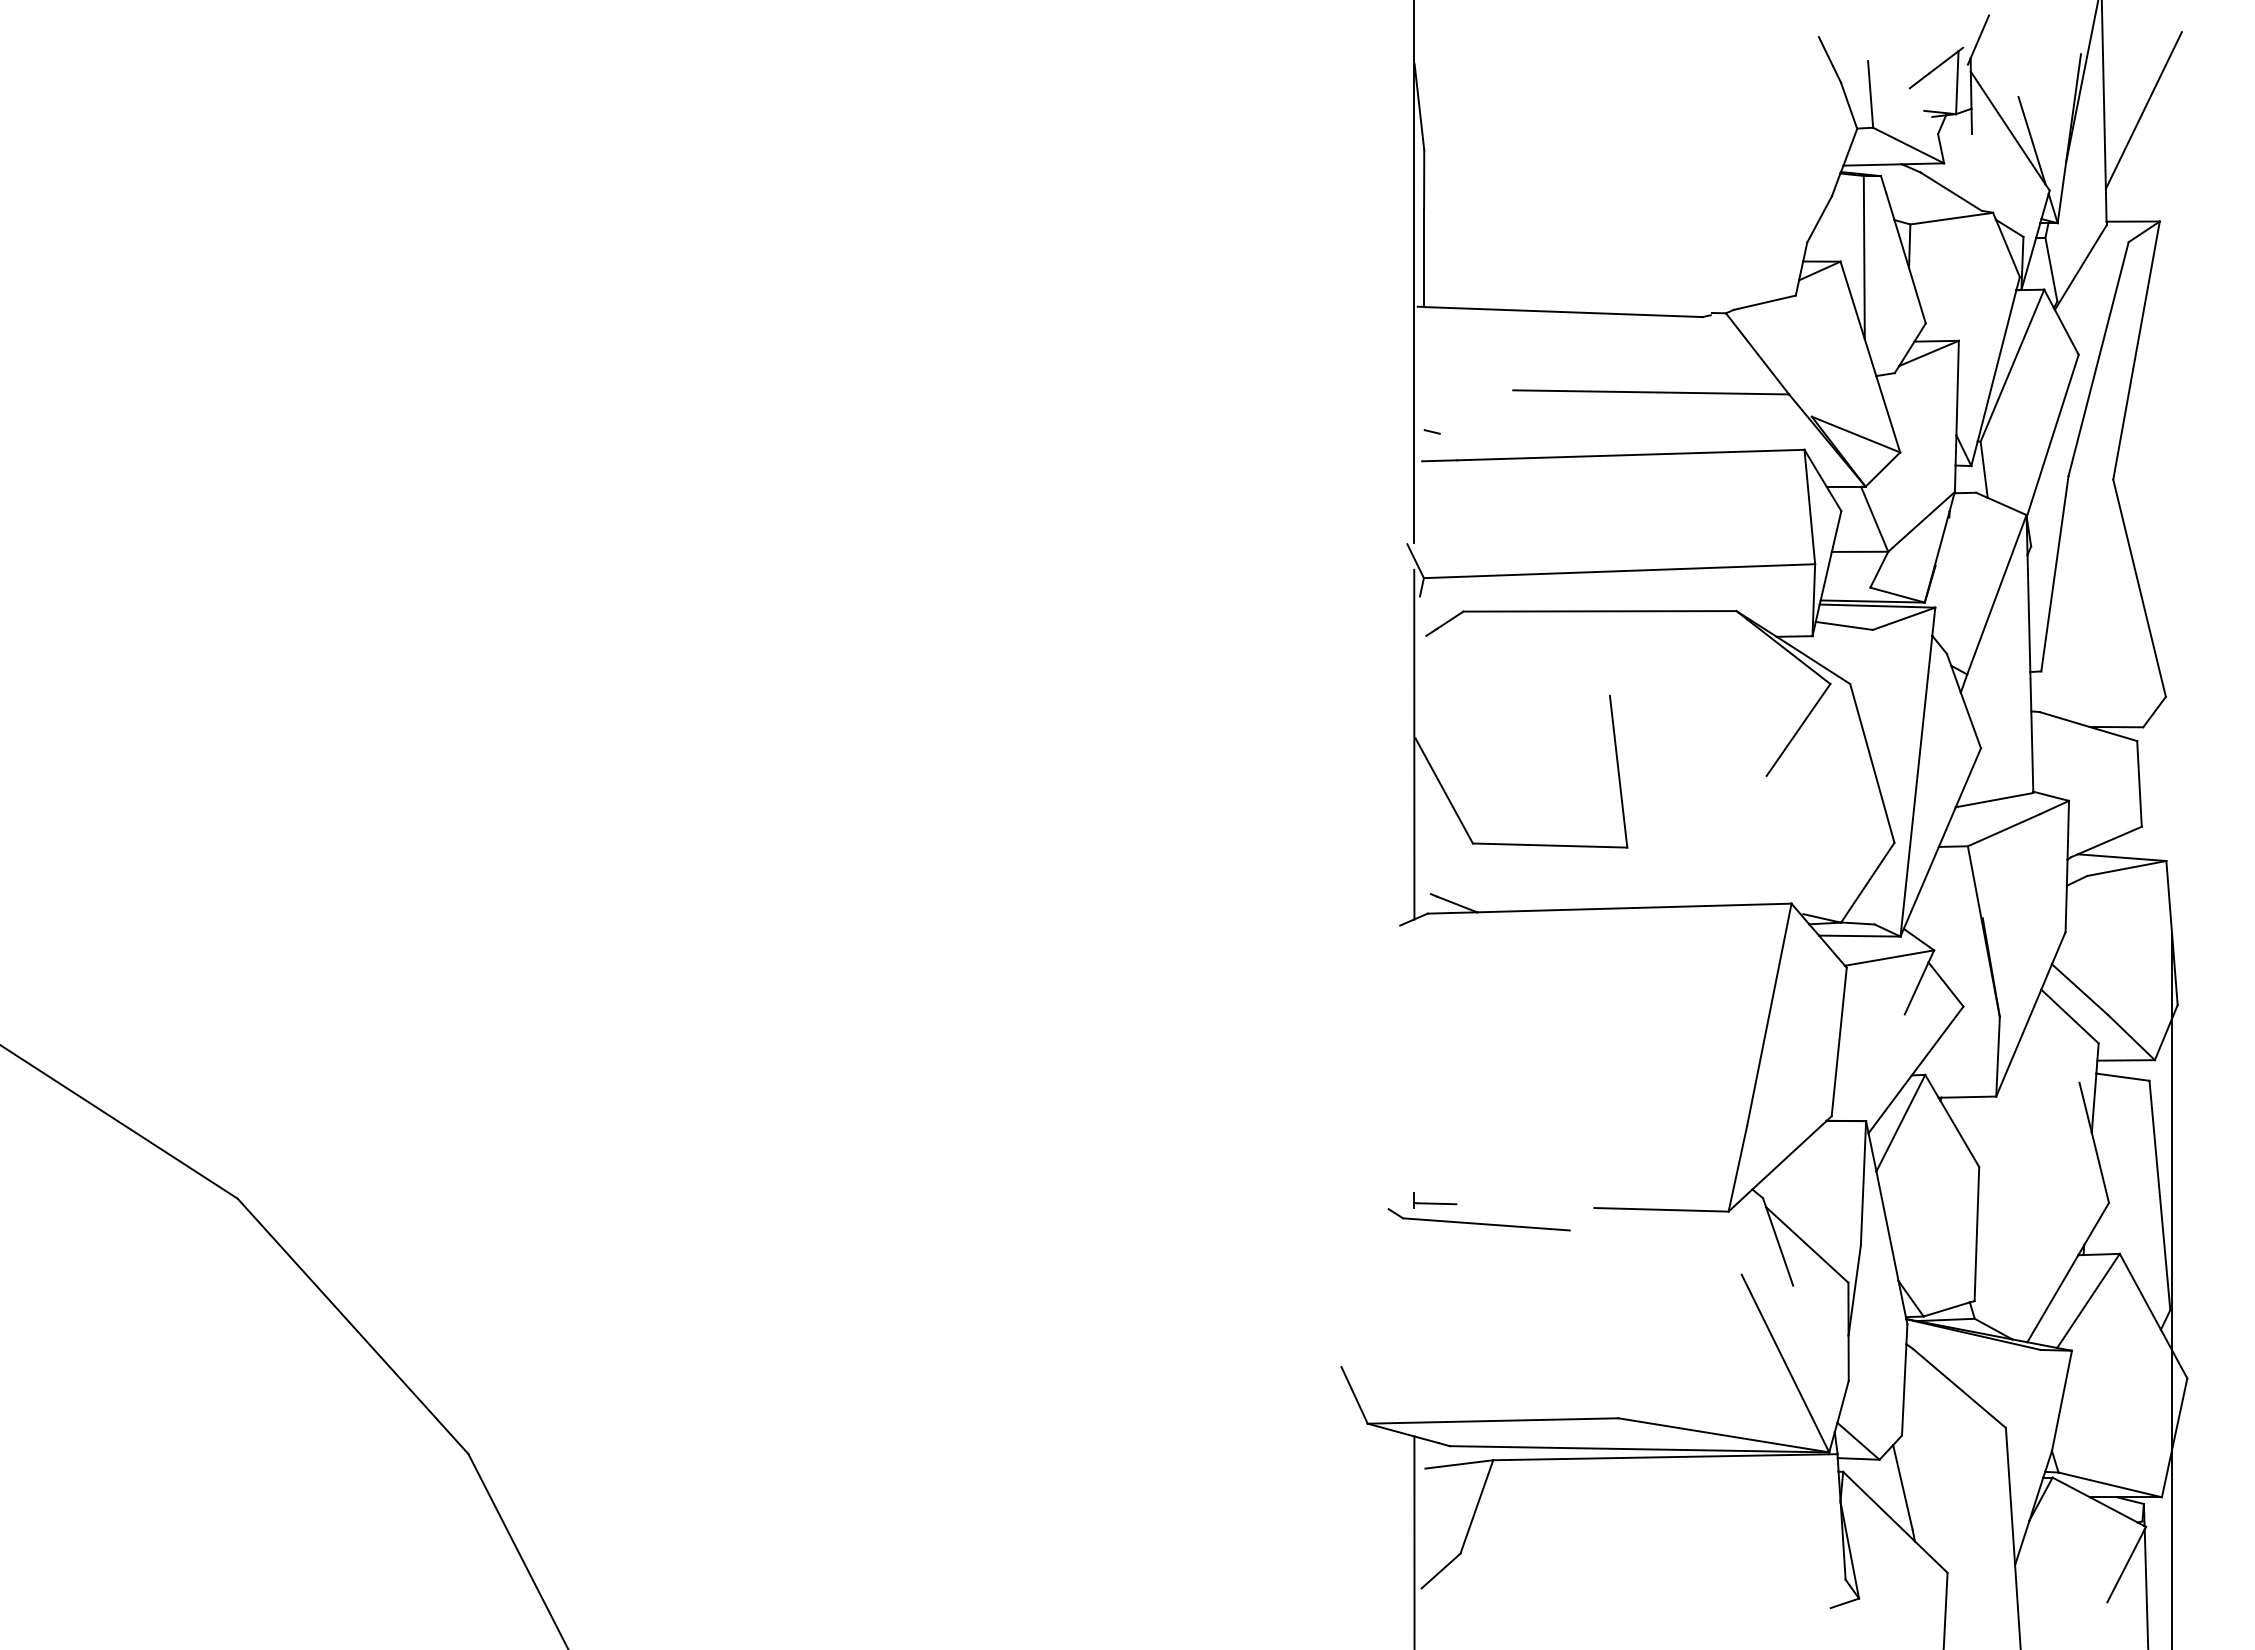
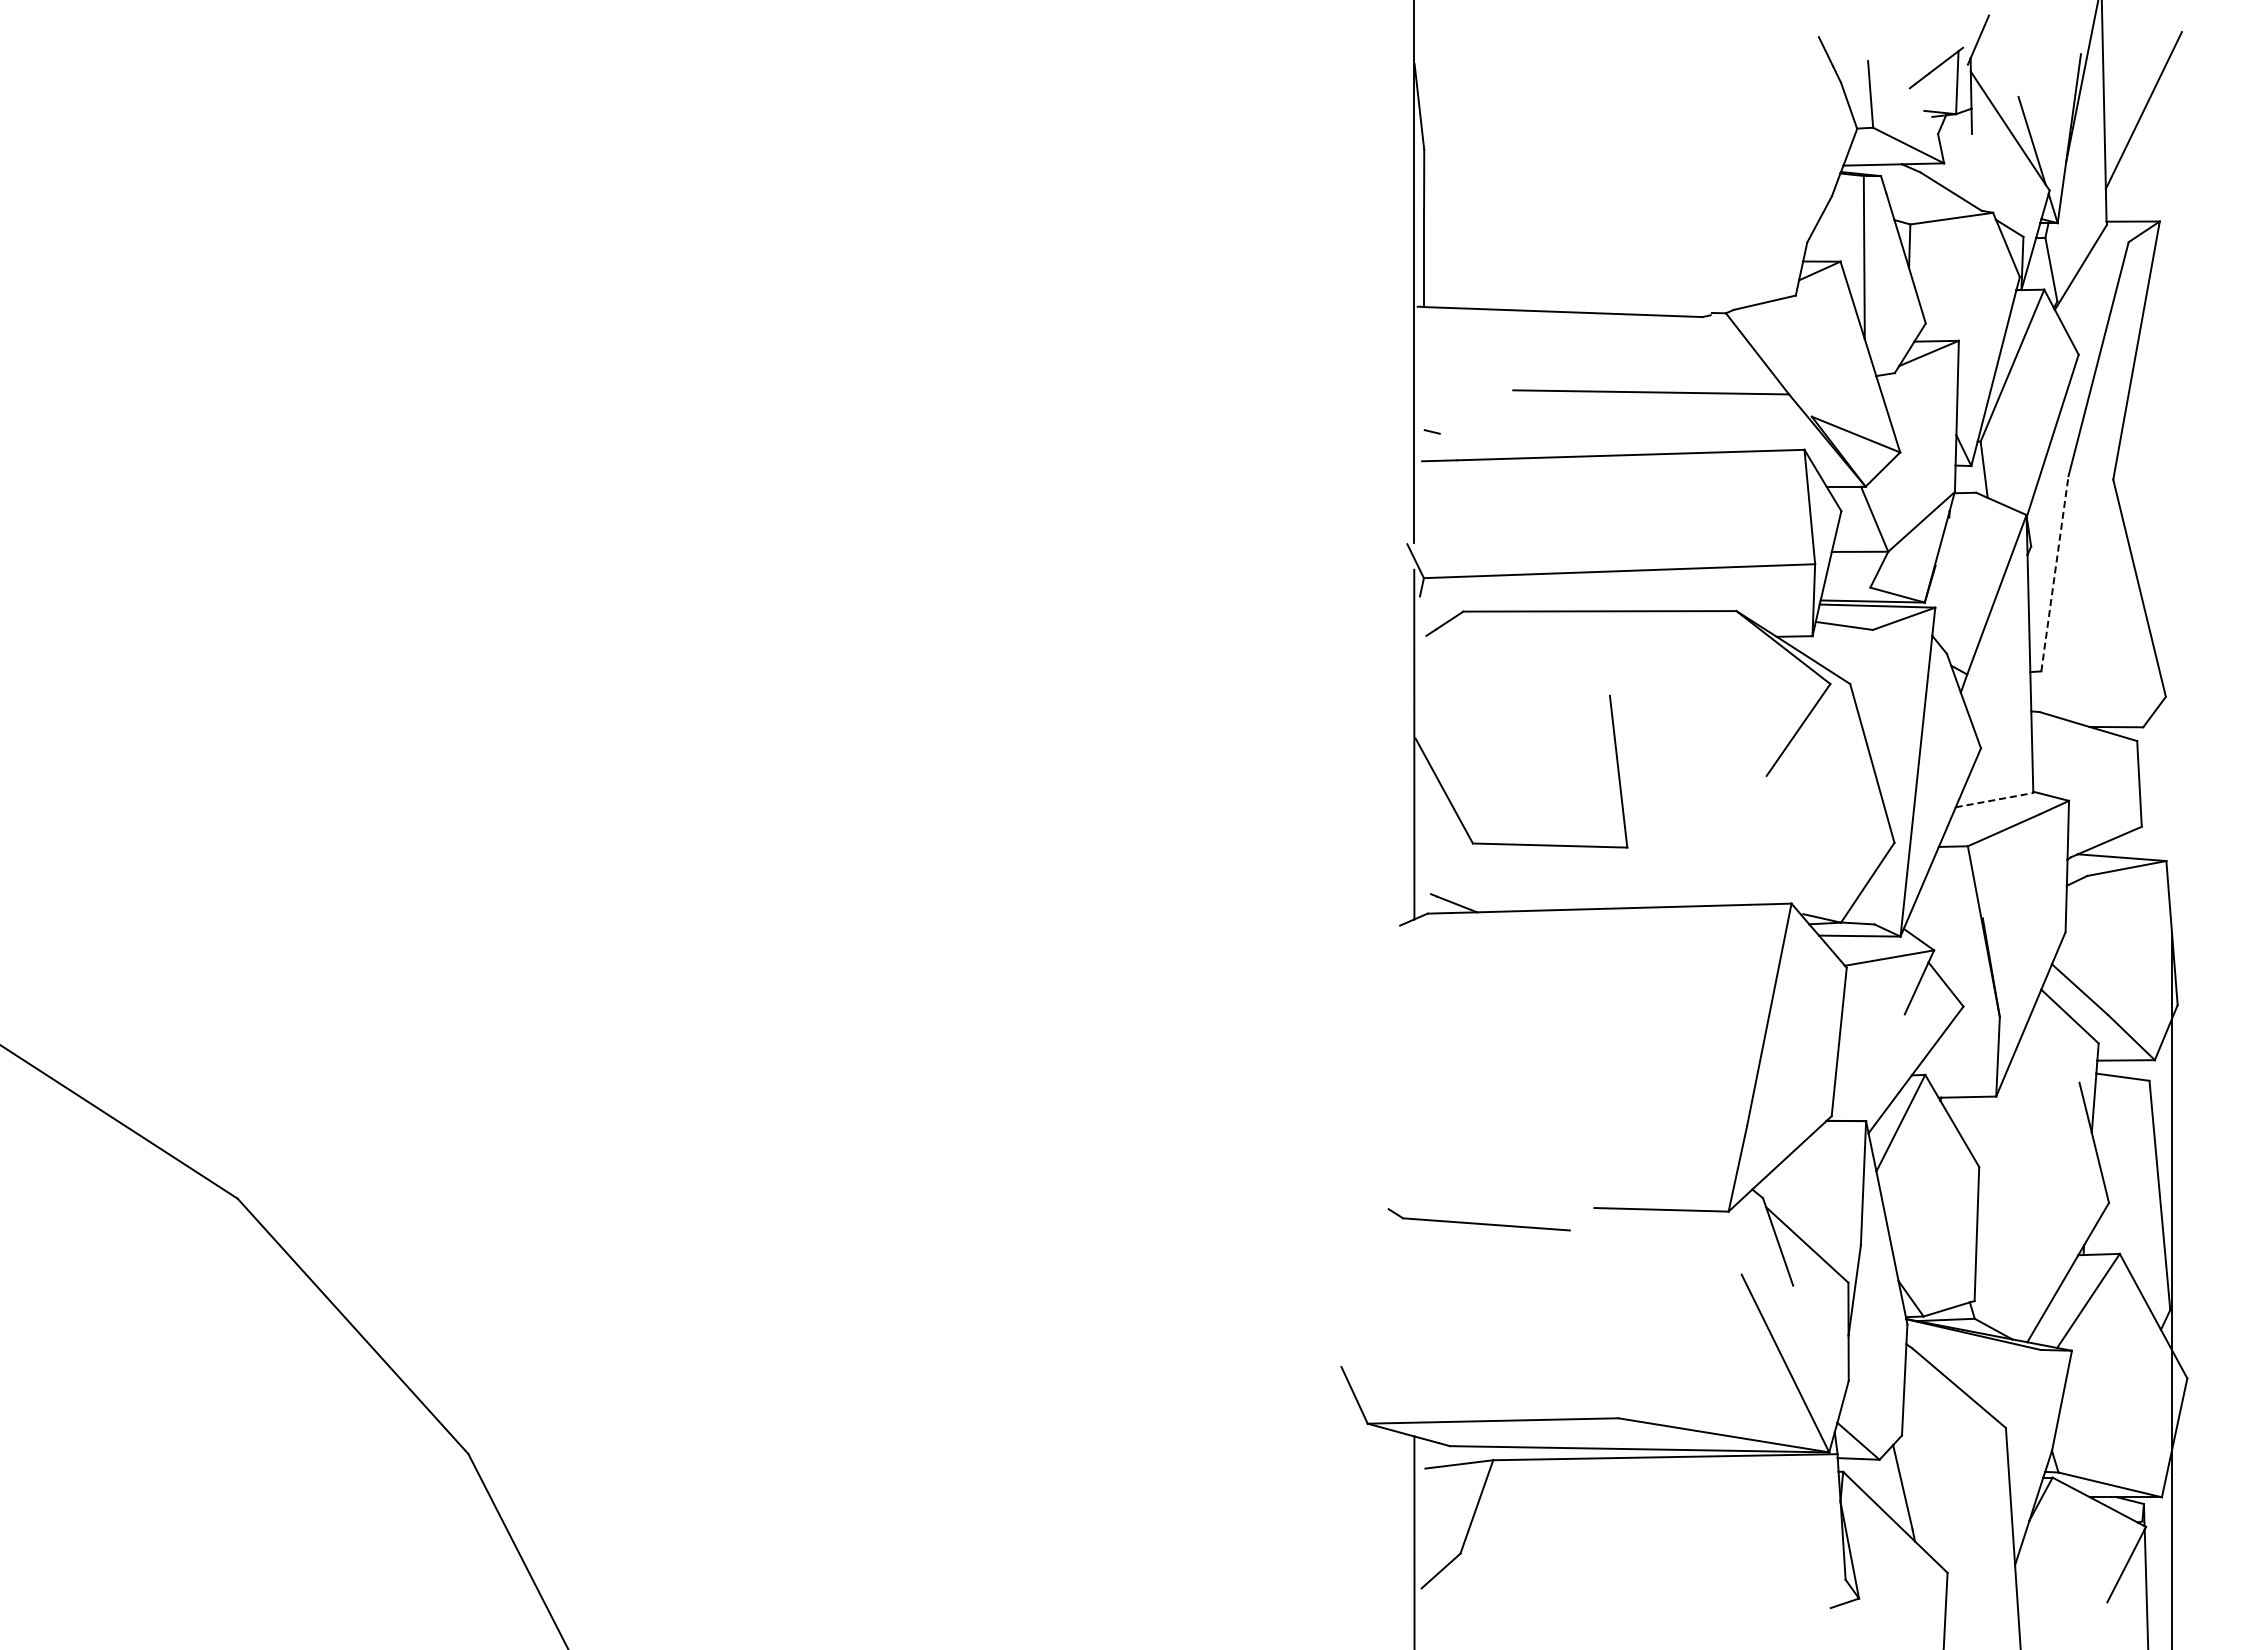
line: solid -> dashed (2054, 573)
line: solid -> dashed (1995, 800)
part: present -> none (1435, 1200)
